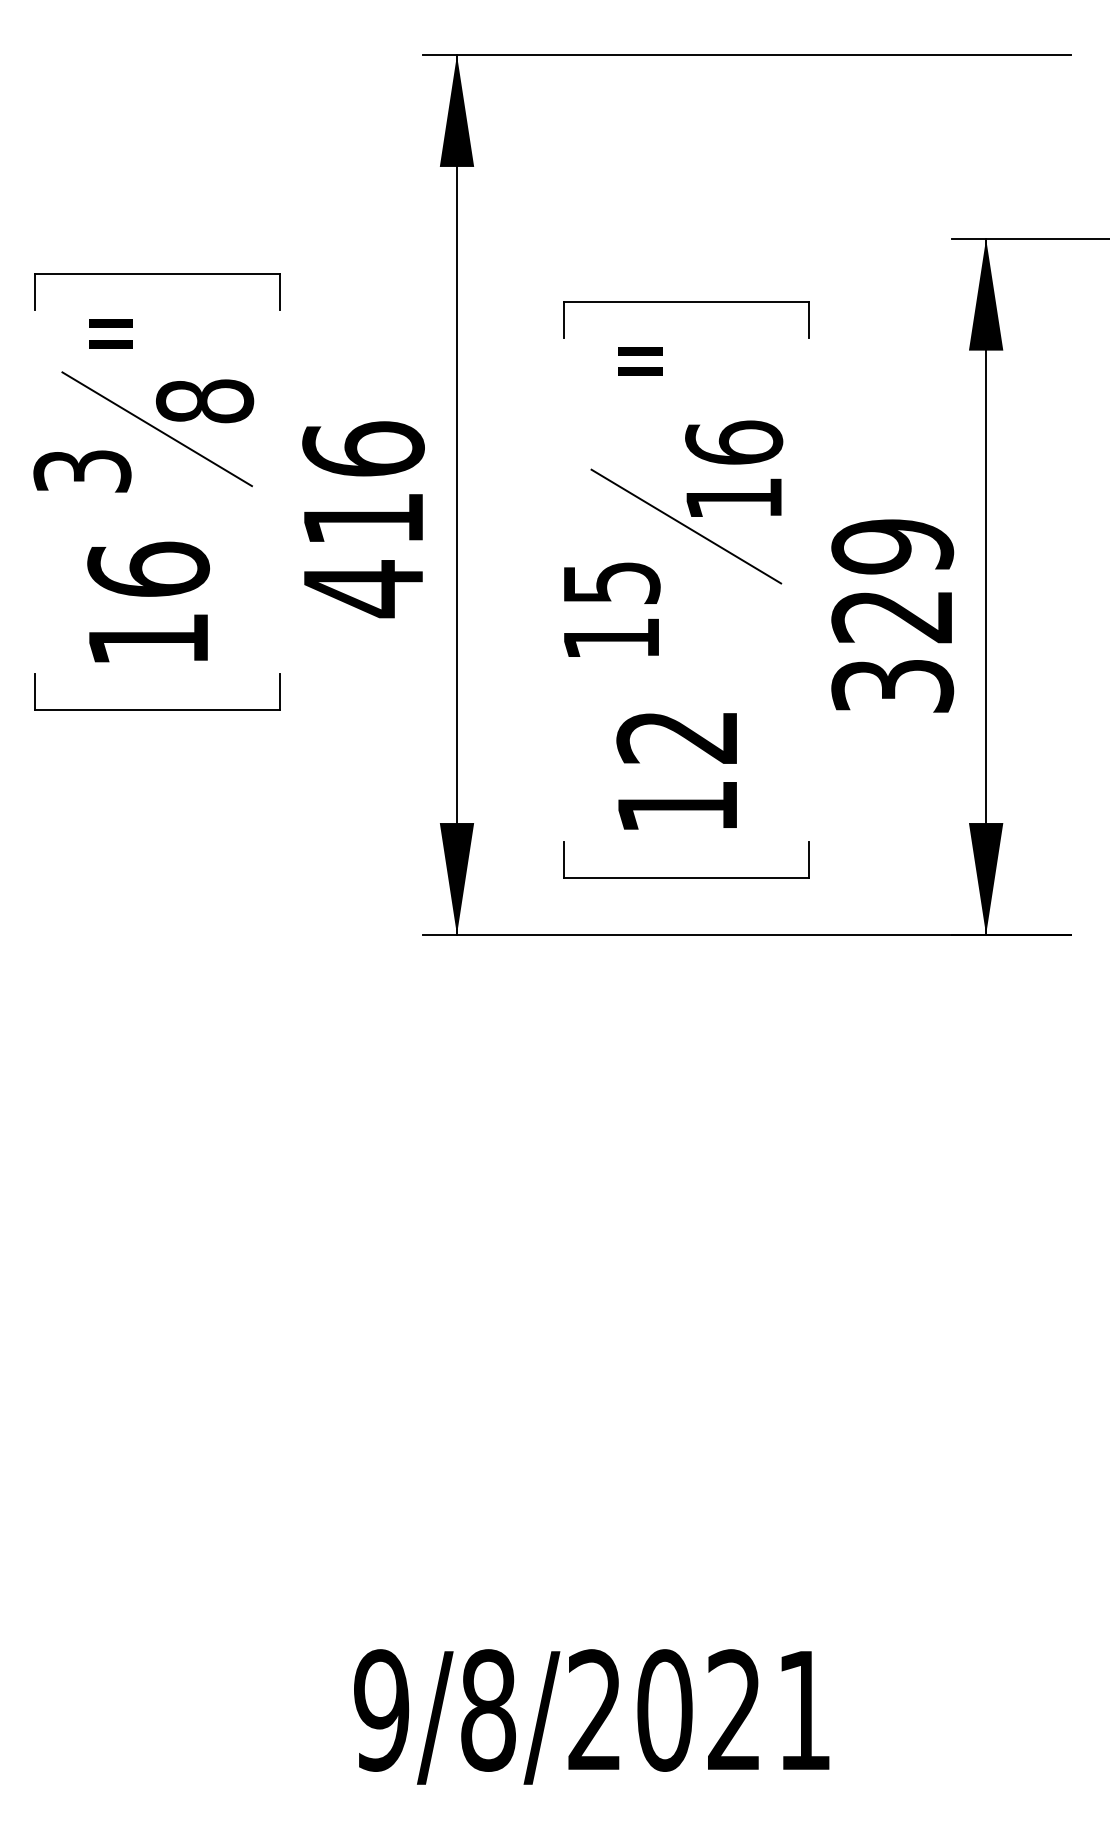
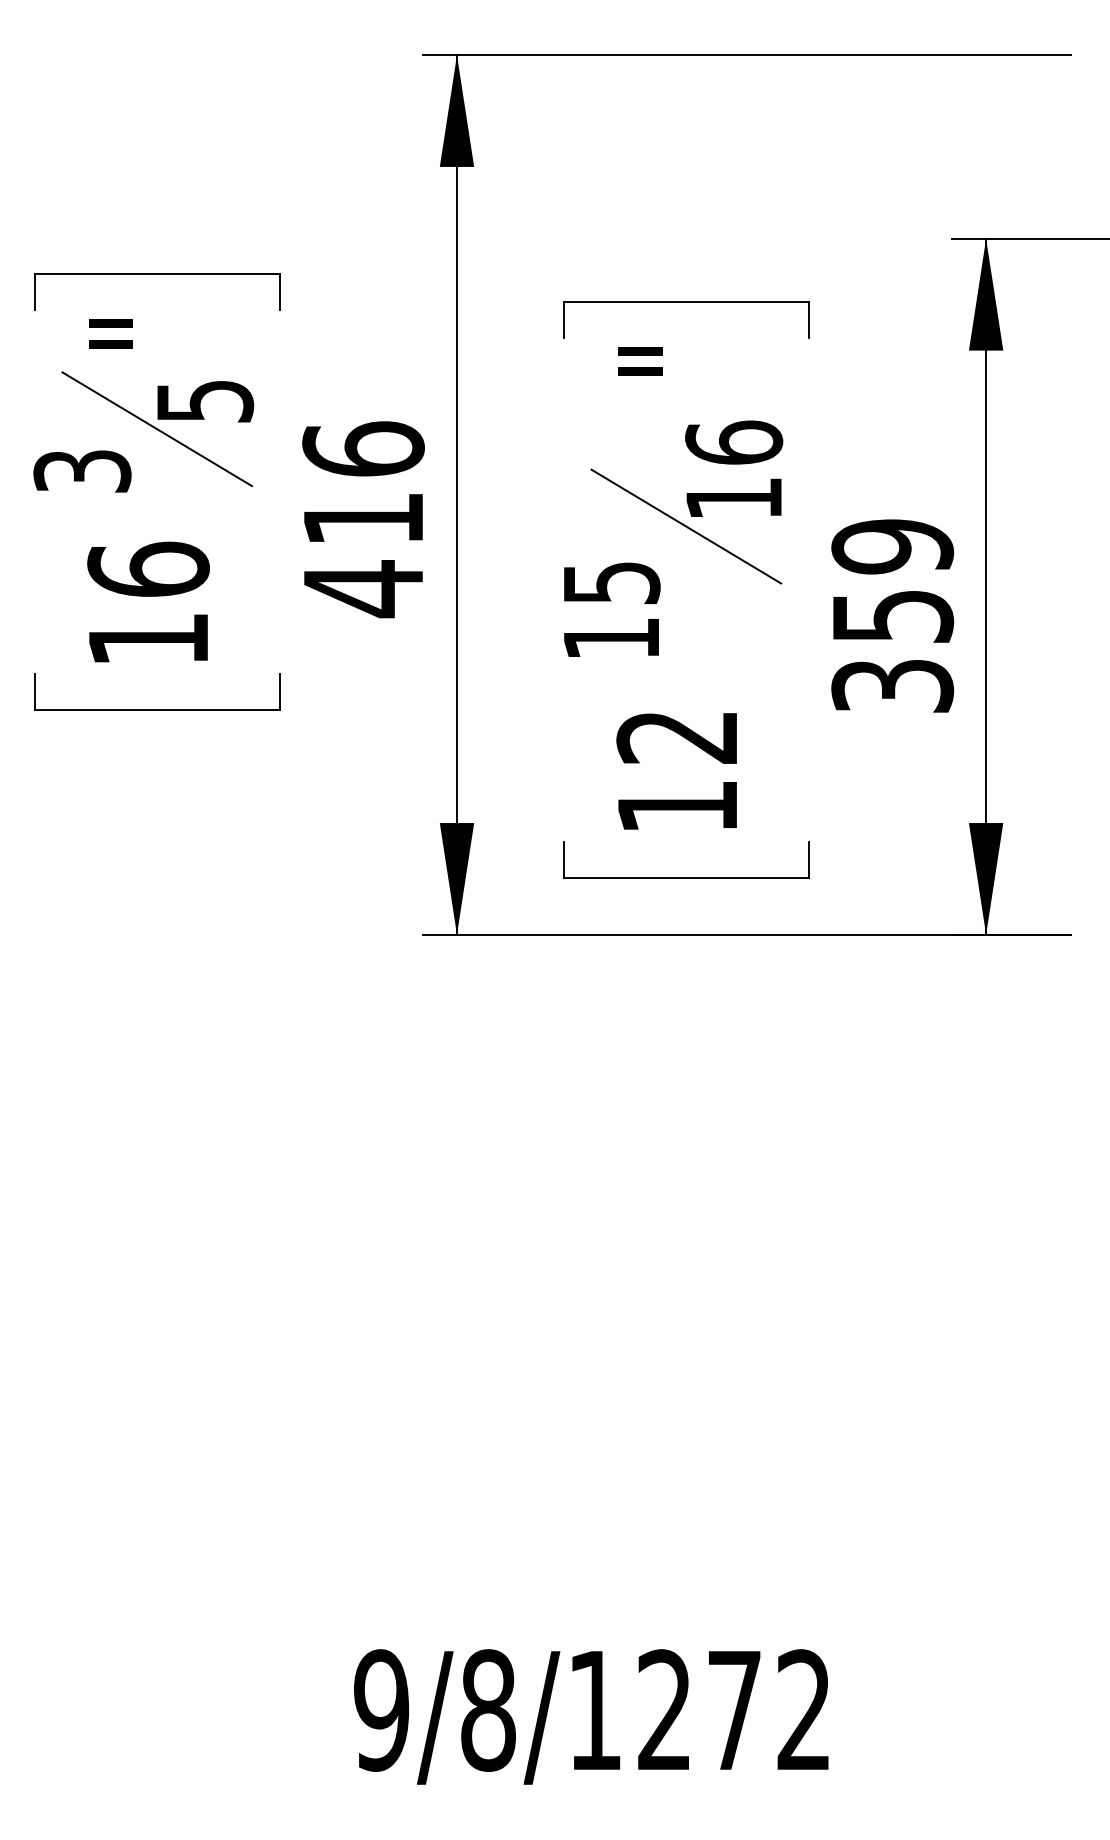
text: 8 -> 5 (205, 401)
text: 329 -> 359 (892, 617)
text: 9/8/2021 -> 9/8/1272 (698, 1710)
